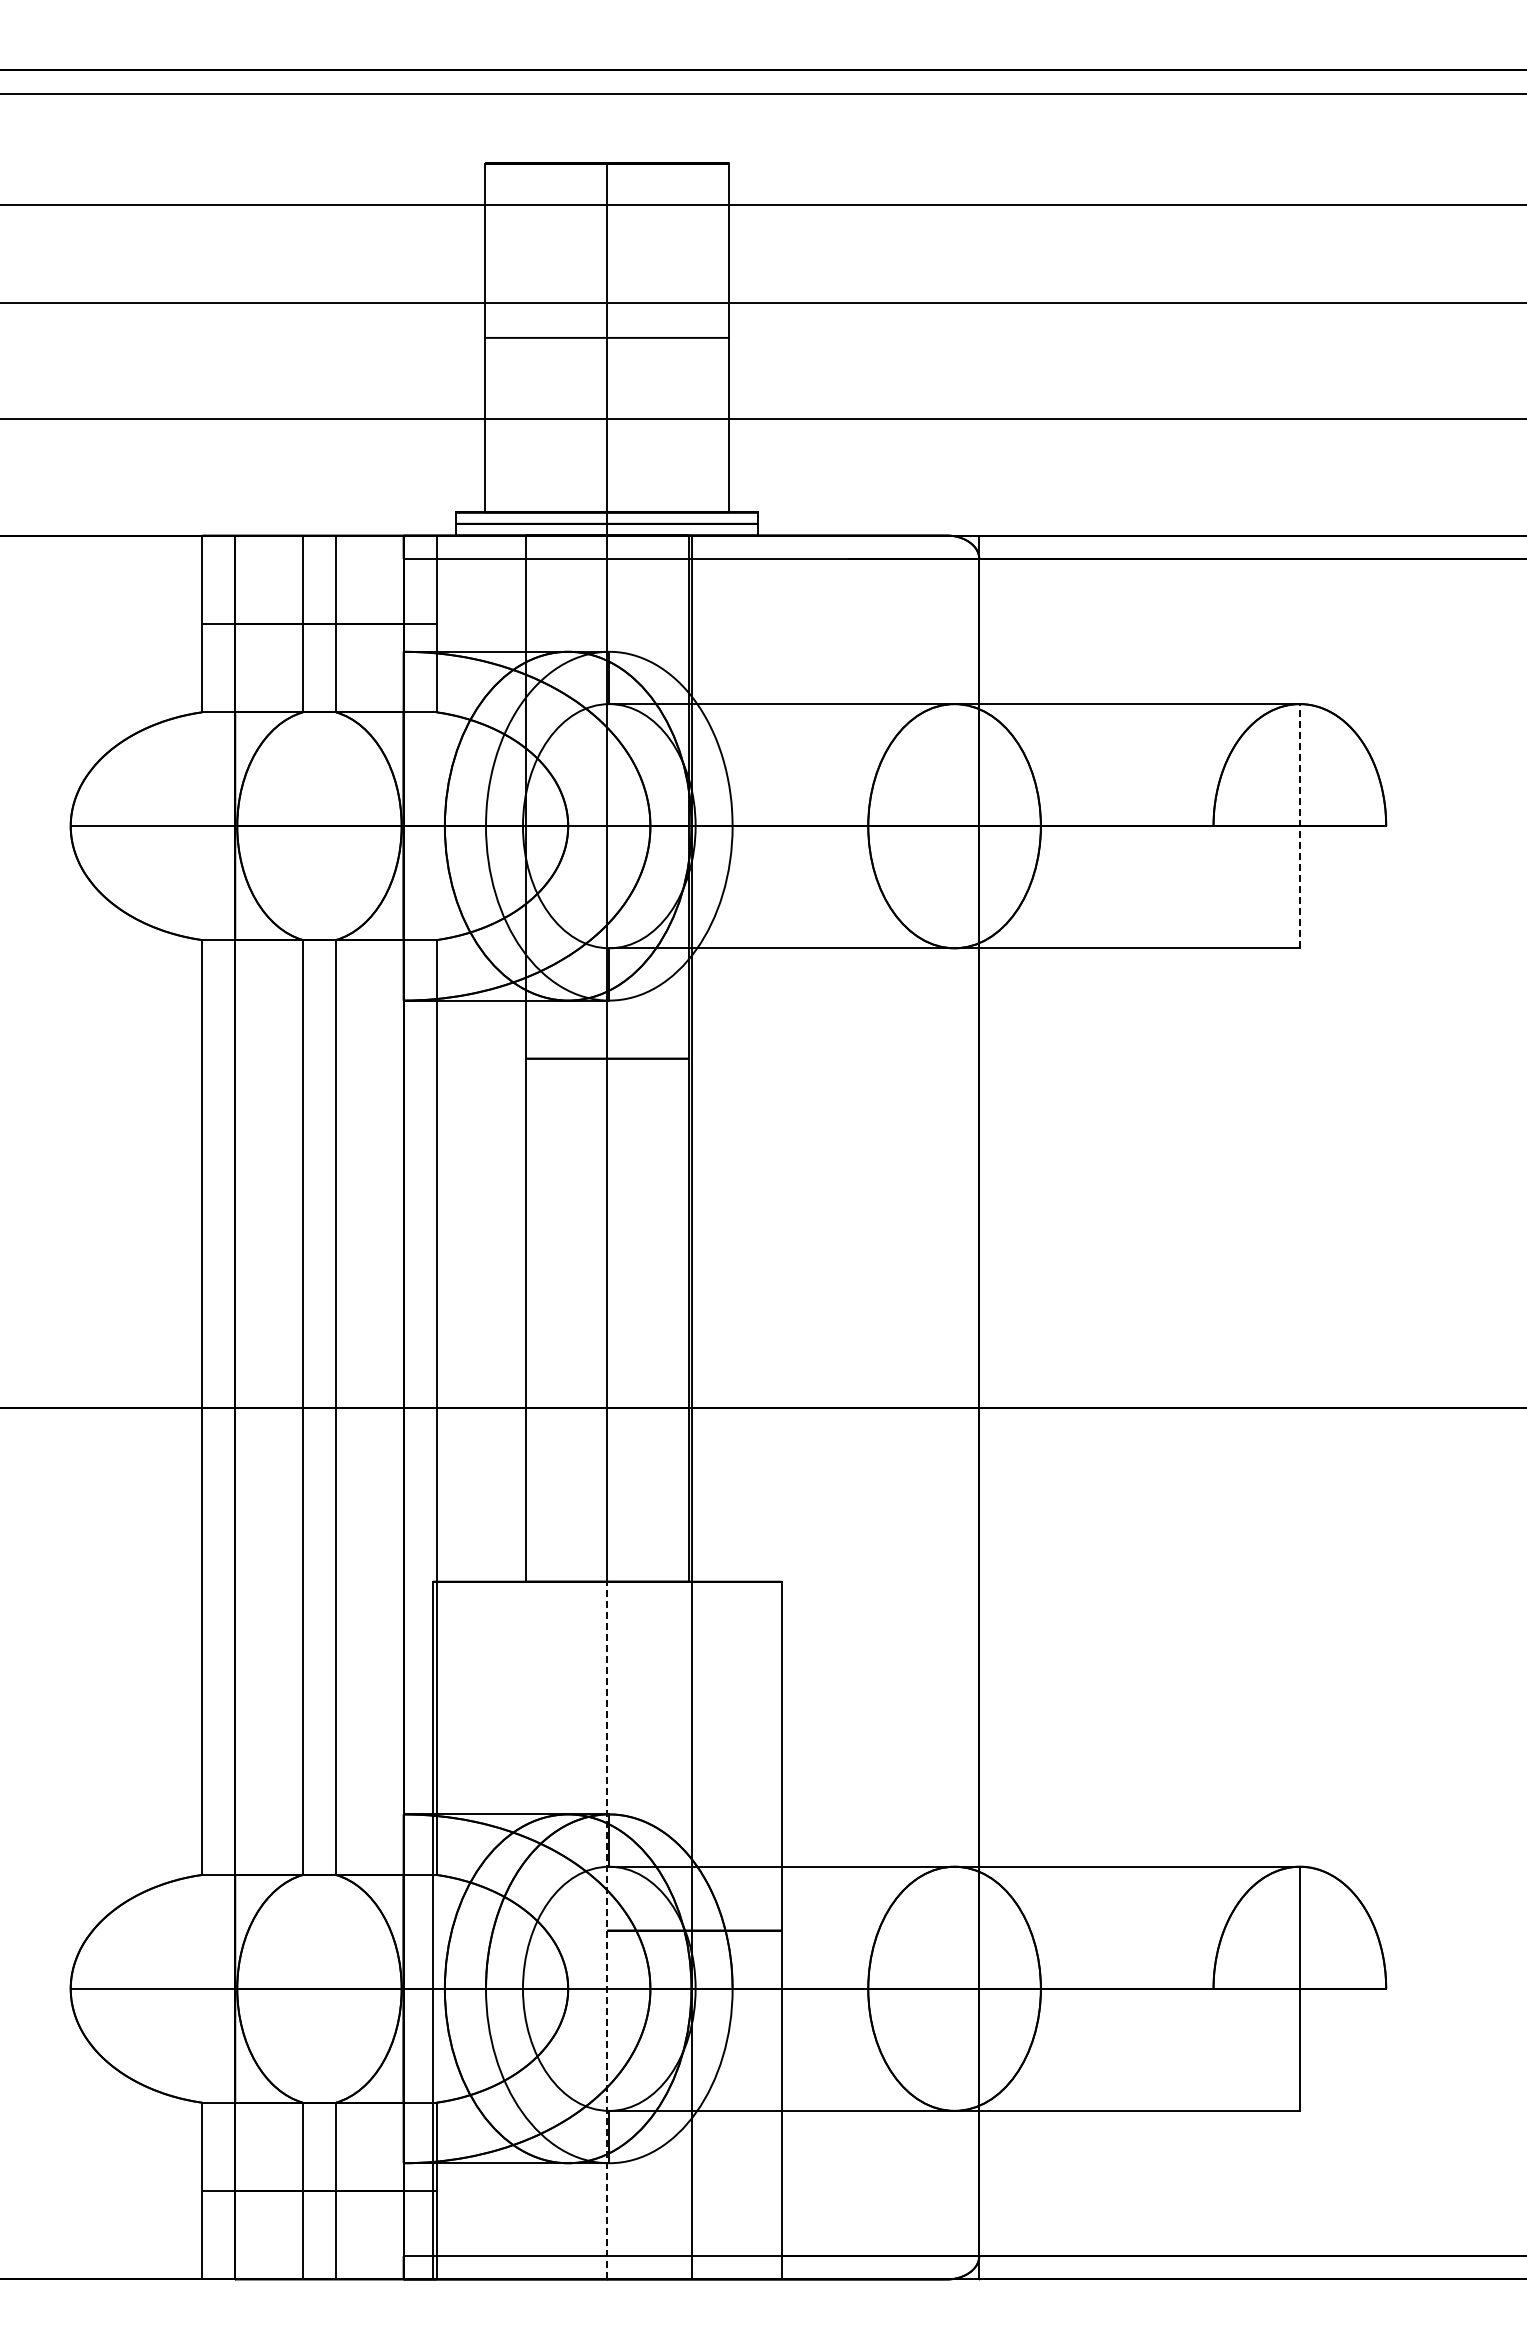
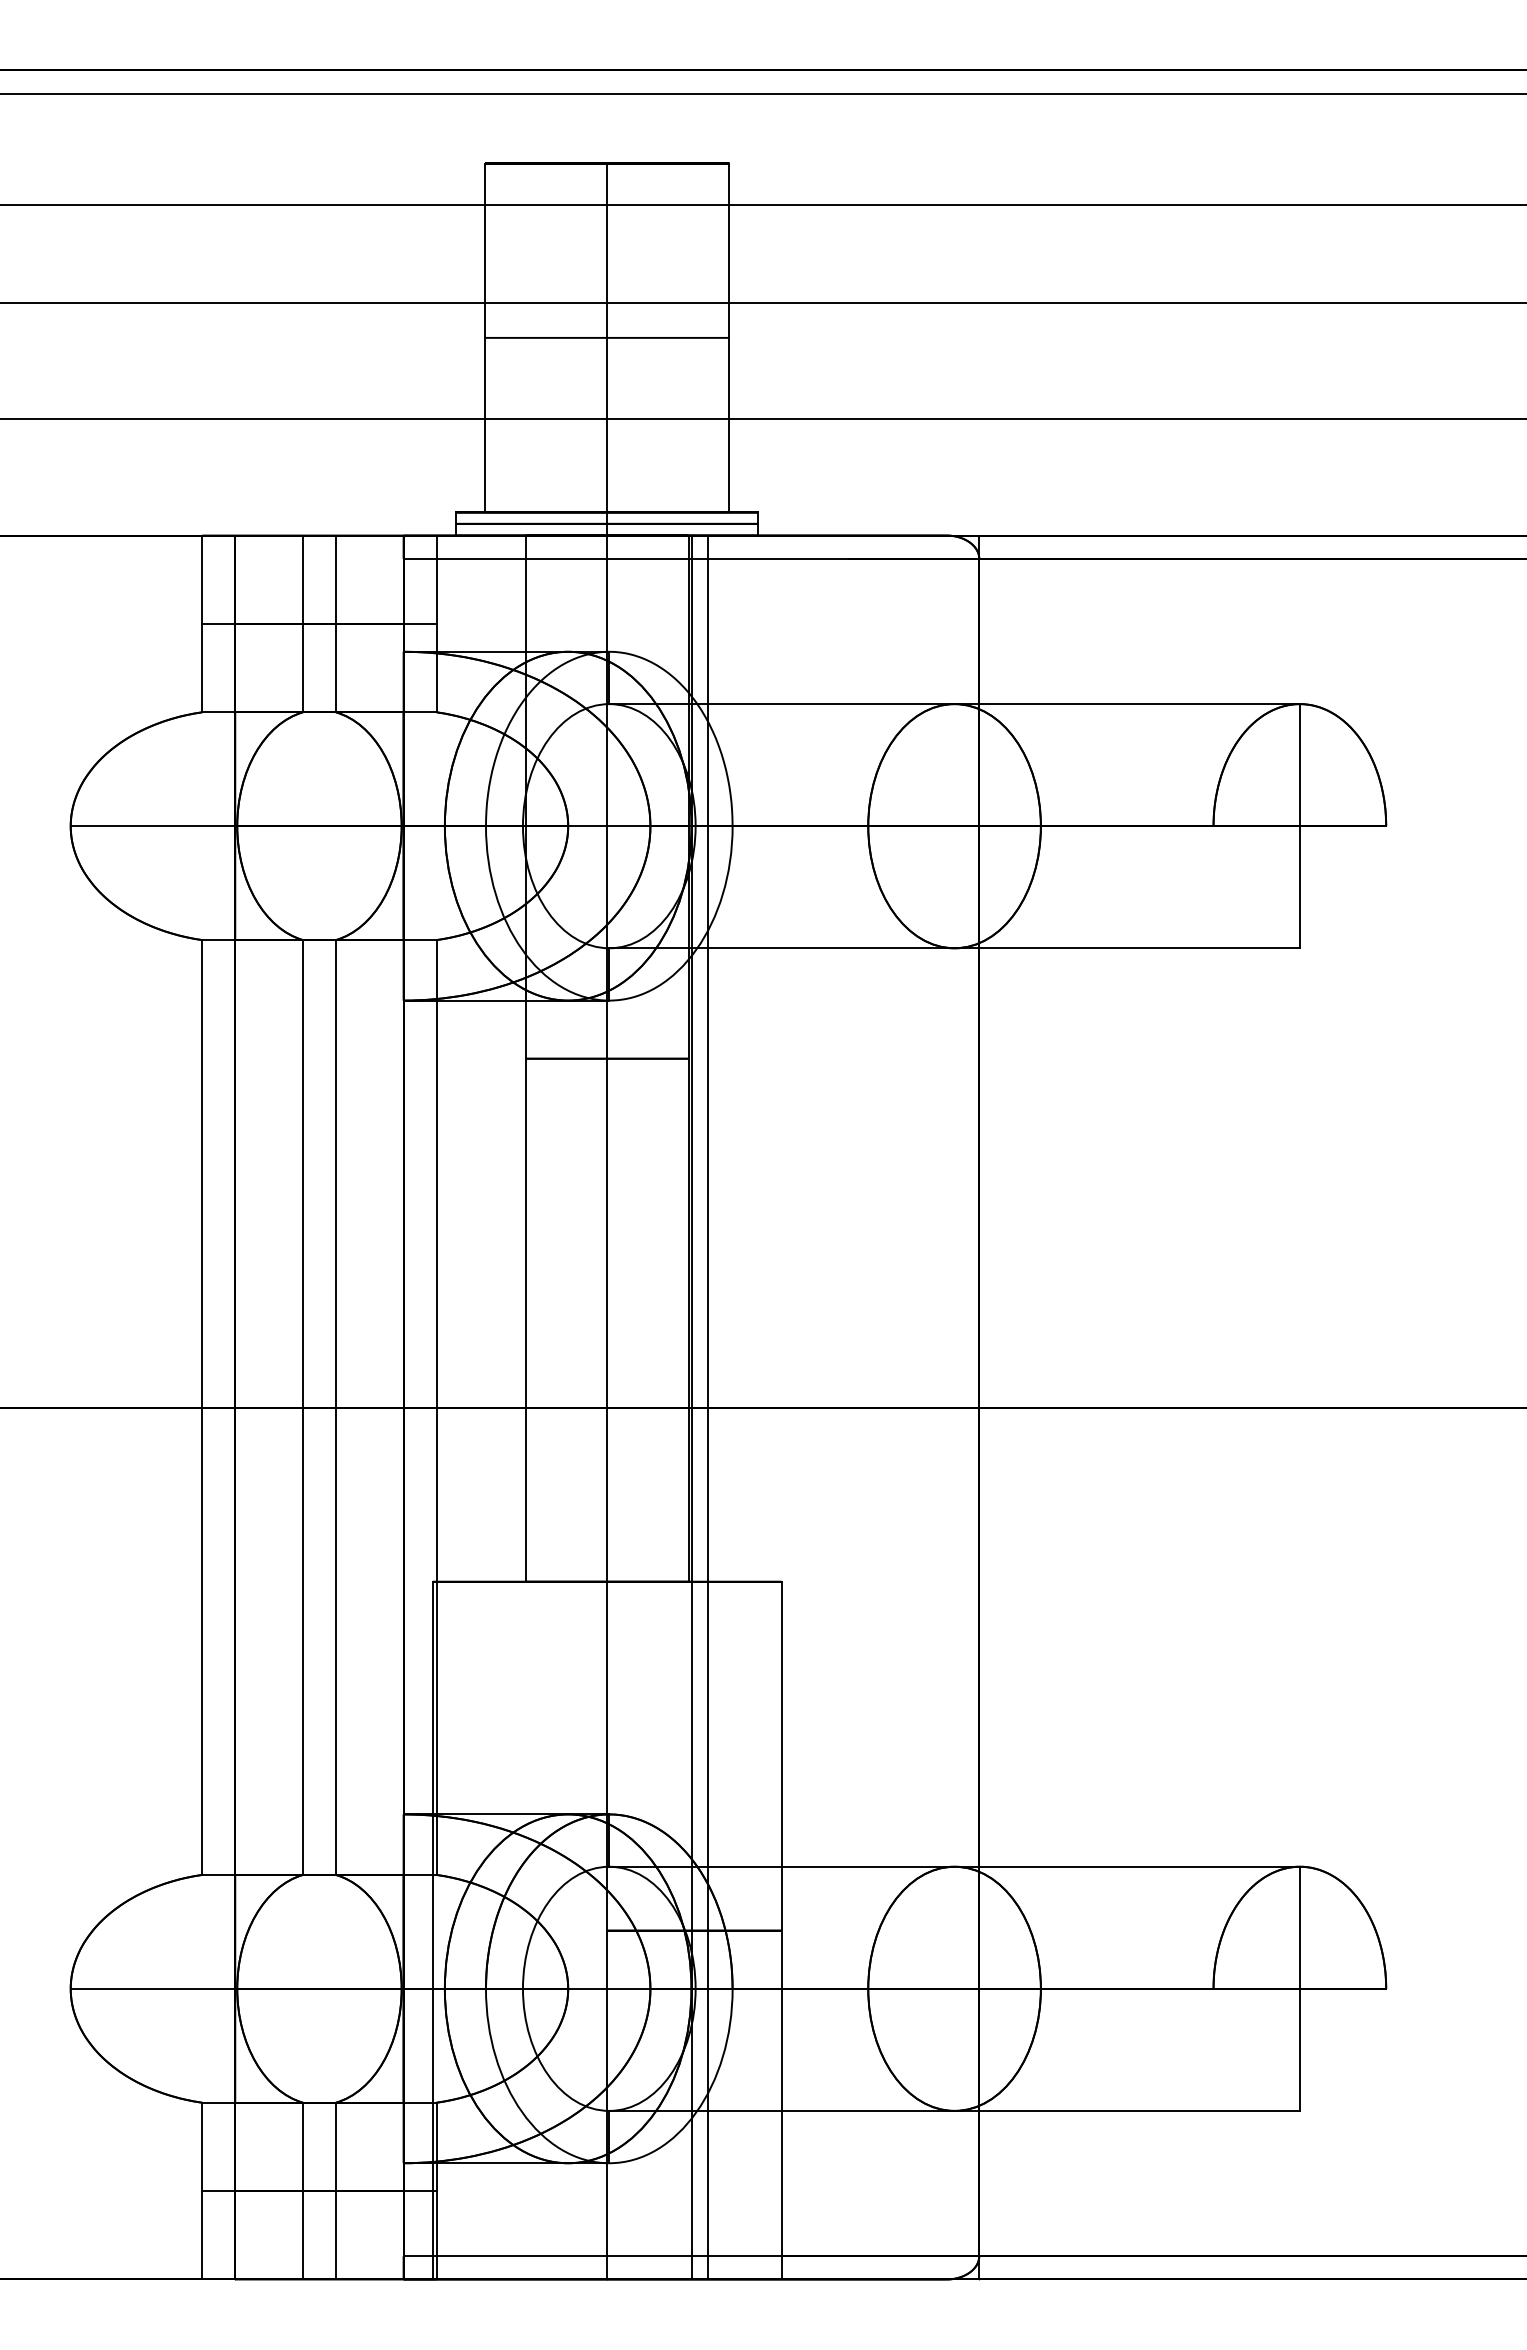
line: dashed -> solid (1299, 825)
line: none -> present (707, 1407)
line: dashed -> solid (607, 1930)
